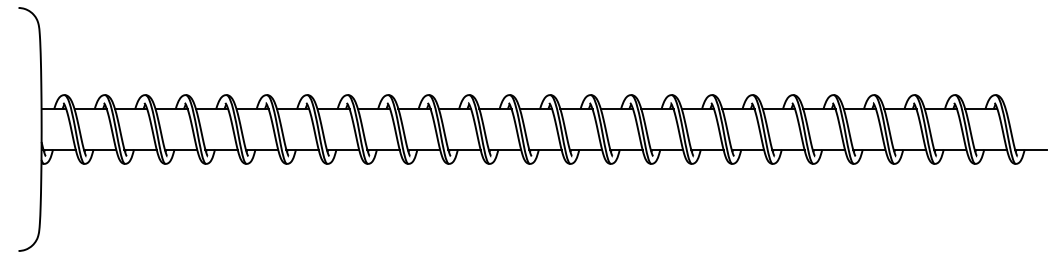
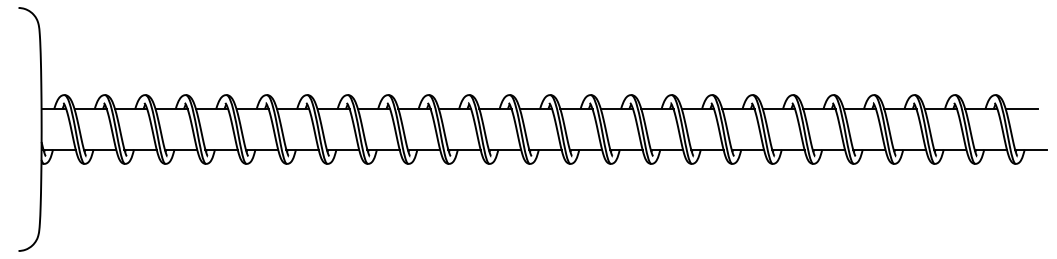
line: none -> present (1021, 109)
